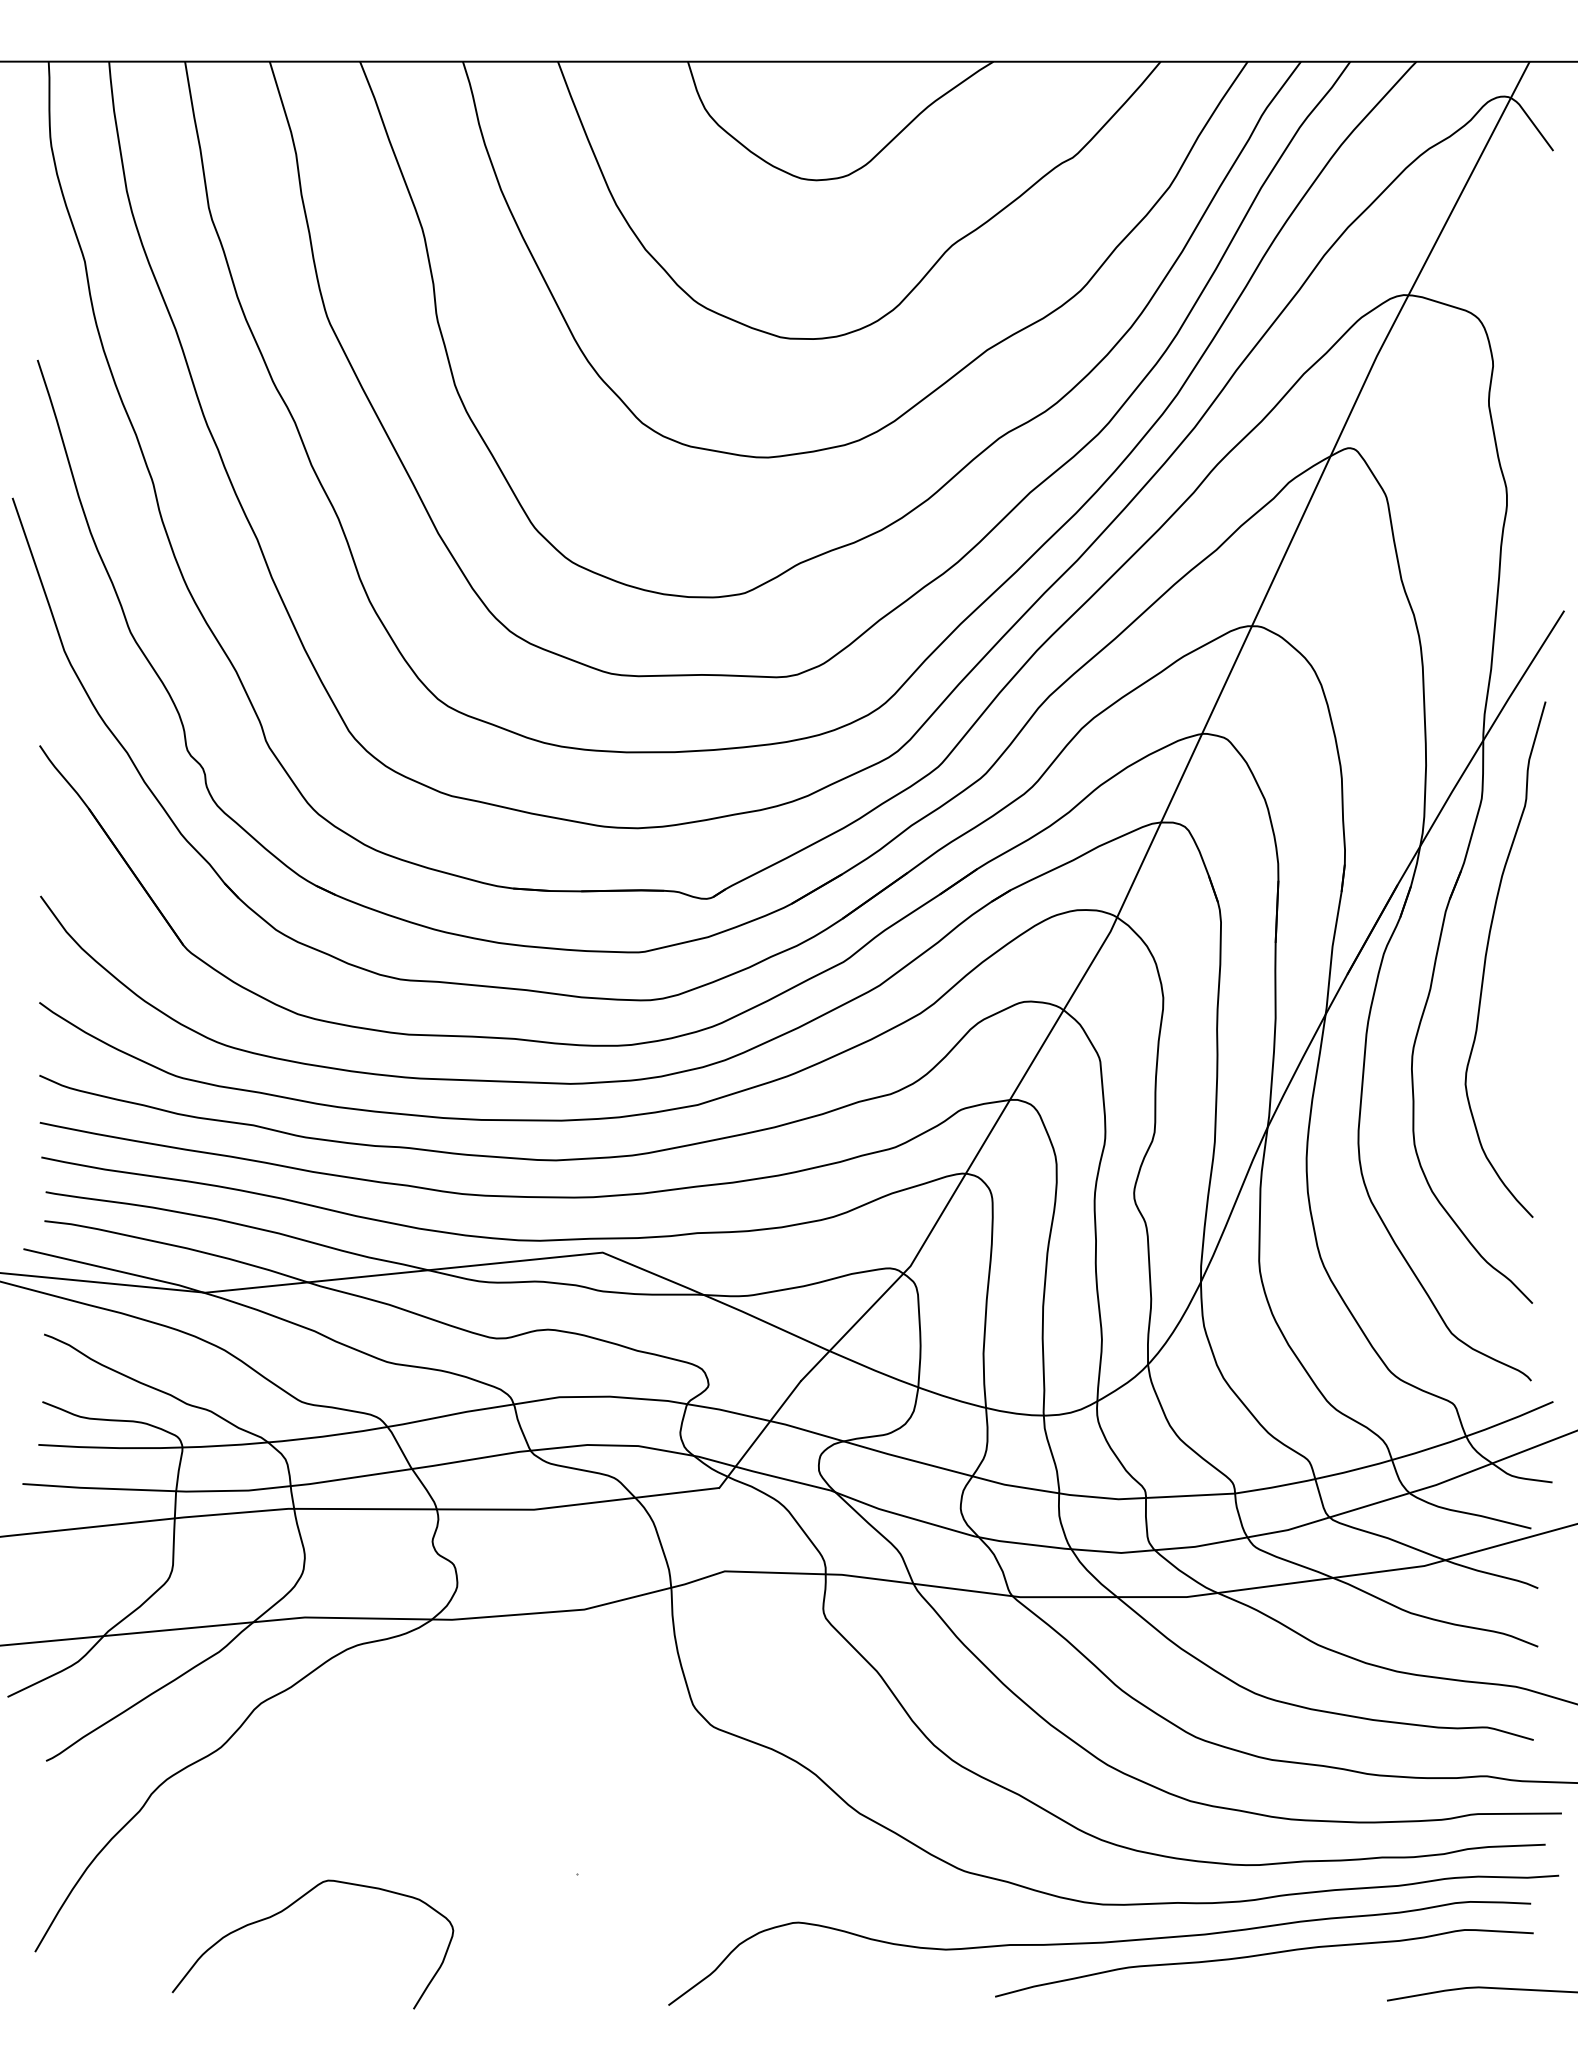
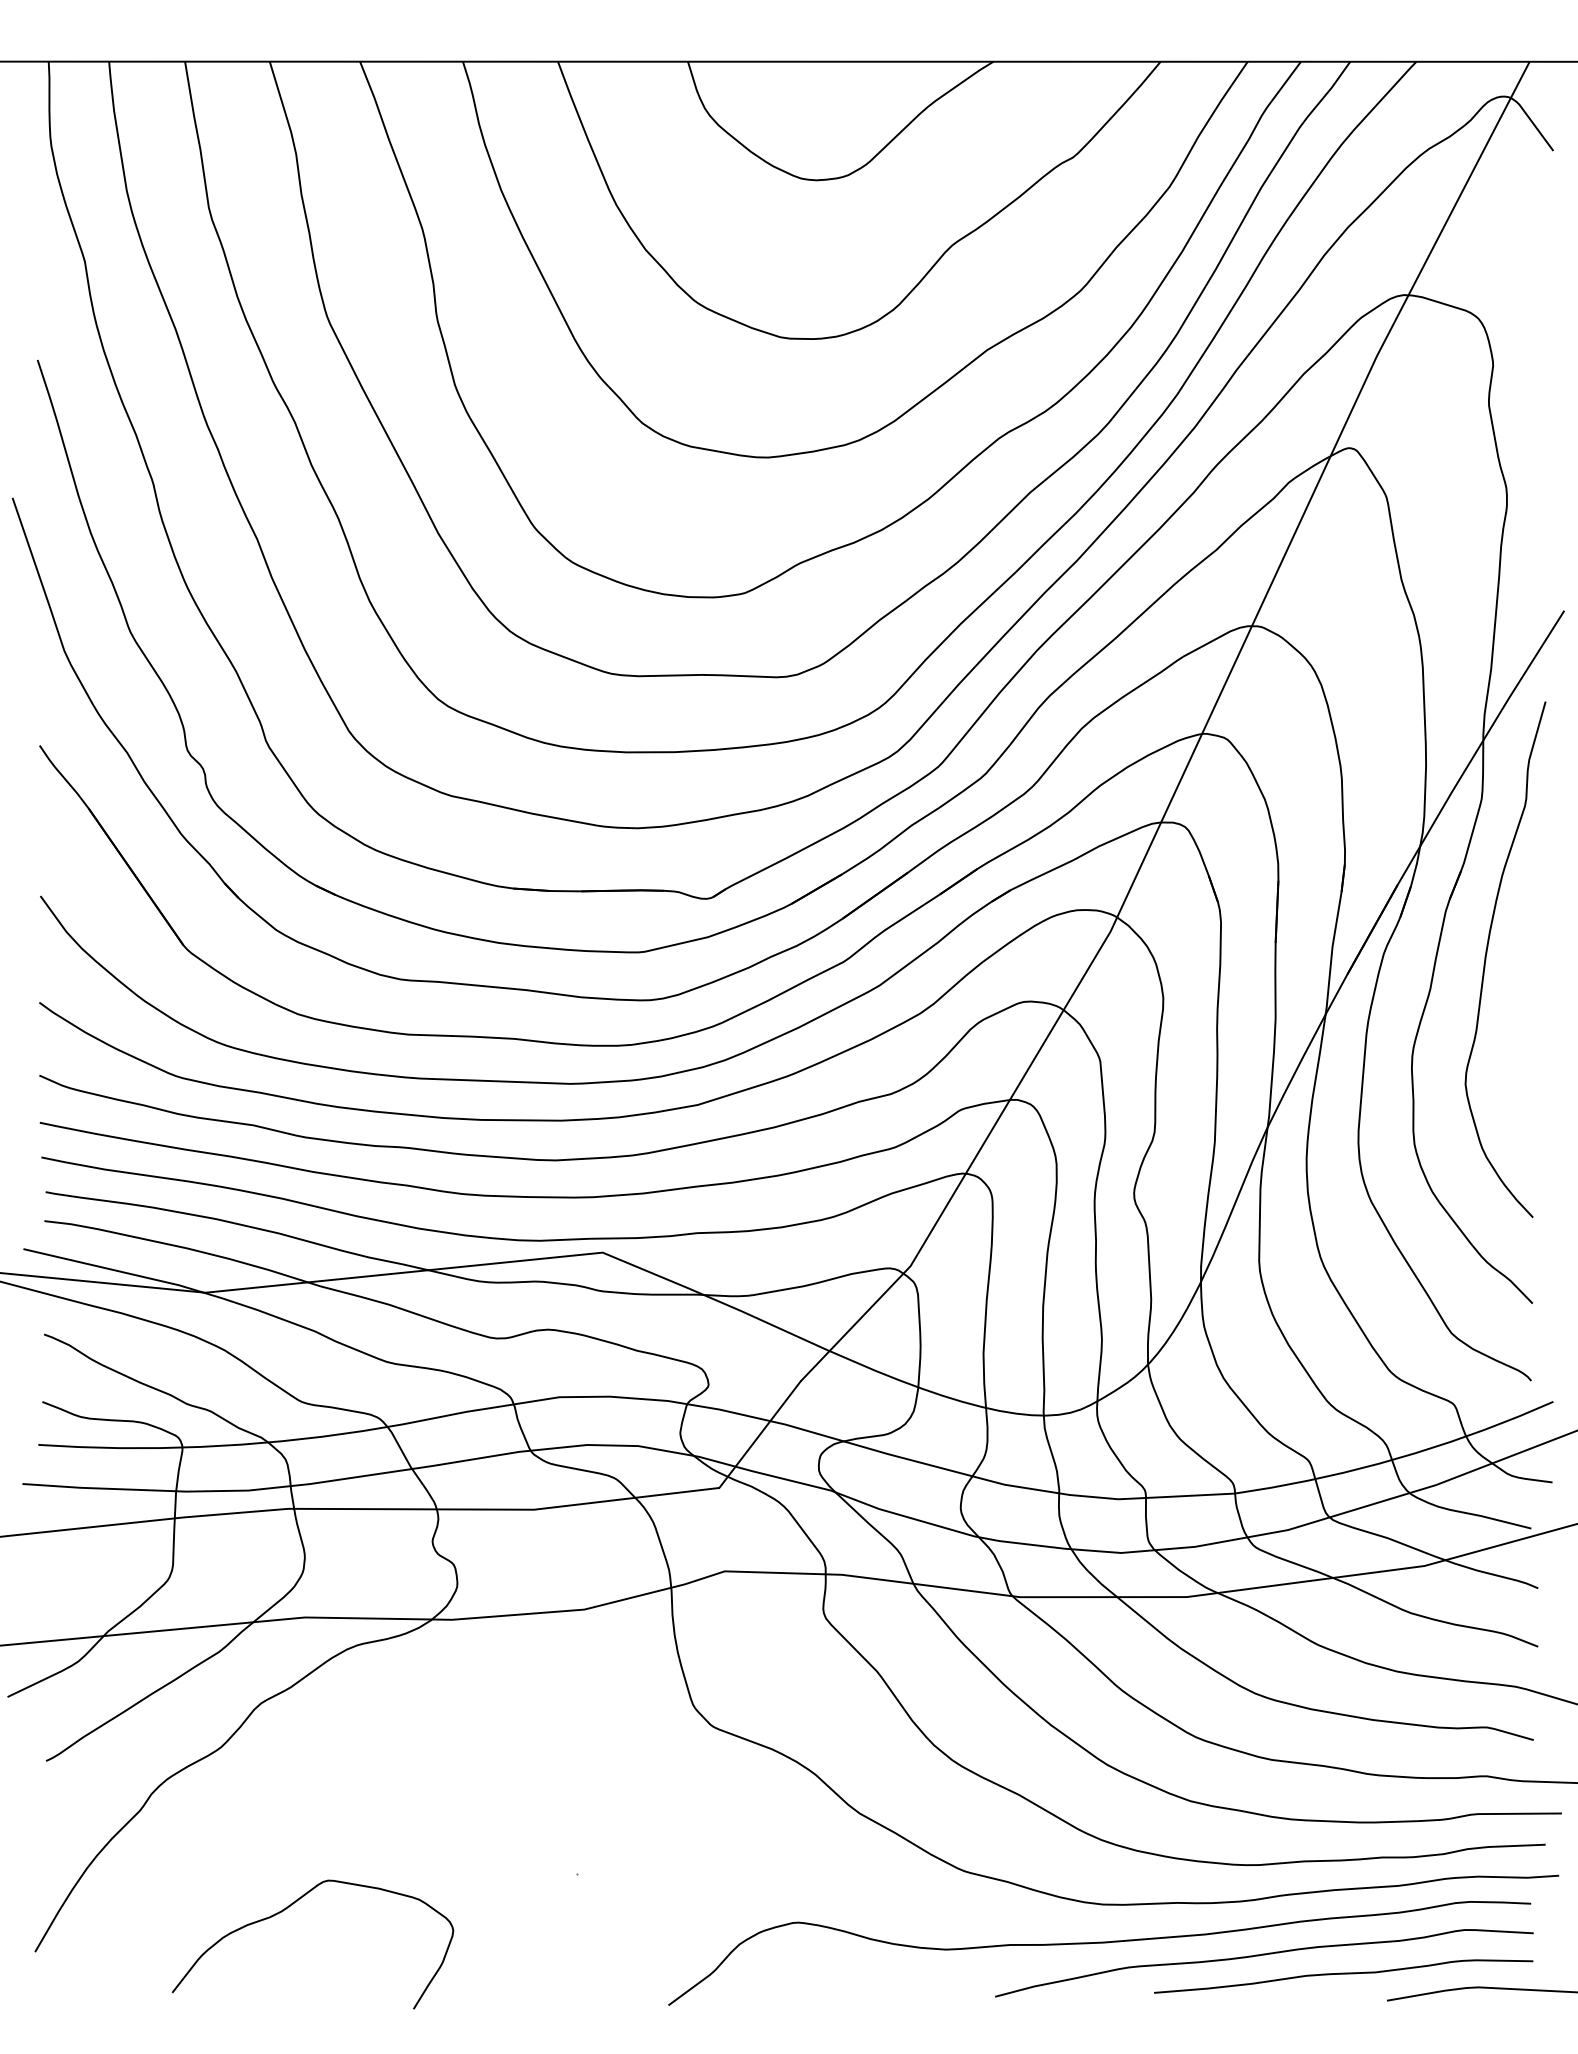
curve: none -> present (1343, 1974)
